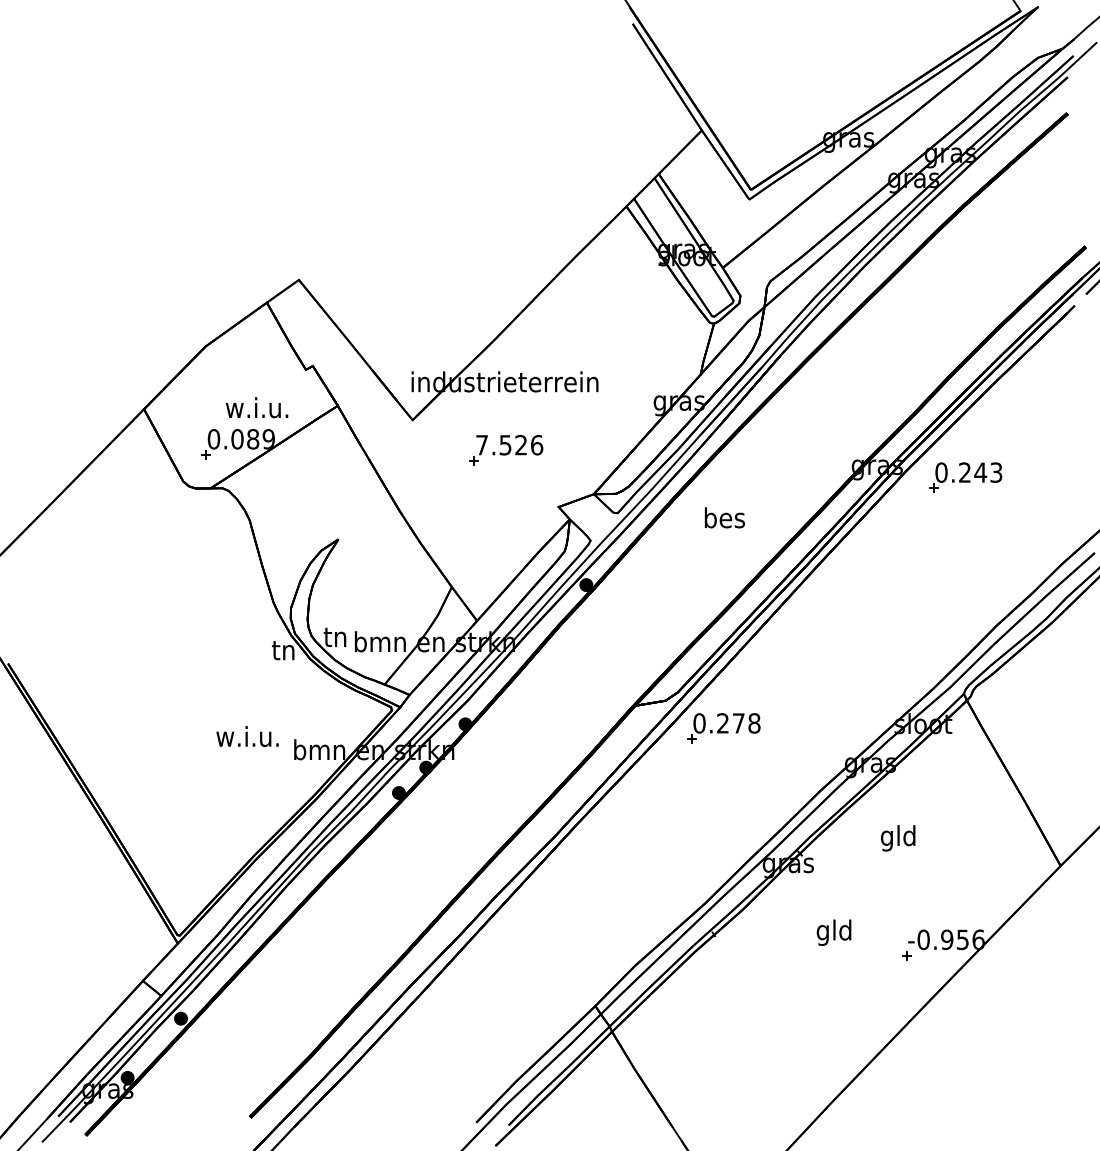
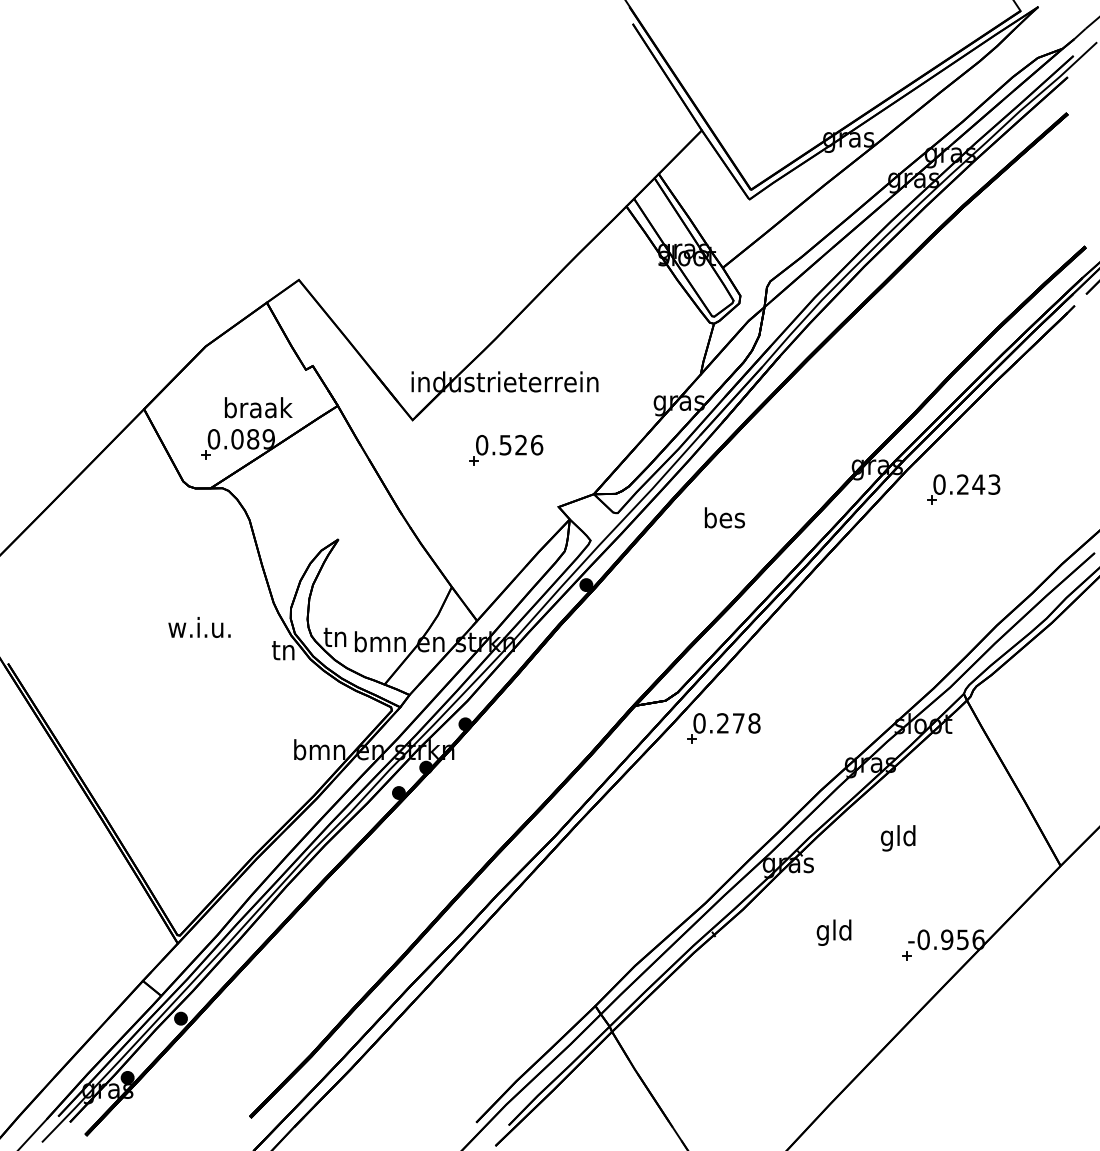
text: w.i.u. -> braak (258, 407)
text: 7.526 -> 0.526 (482, 445)
part position: (965, 477) -> (963, 489) (963, 489)
text position: (247, 736) -> (199, 627) (199, 627)
